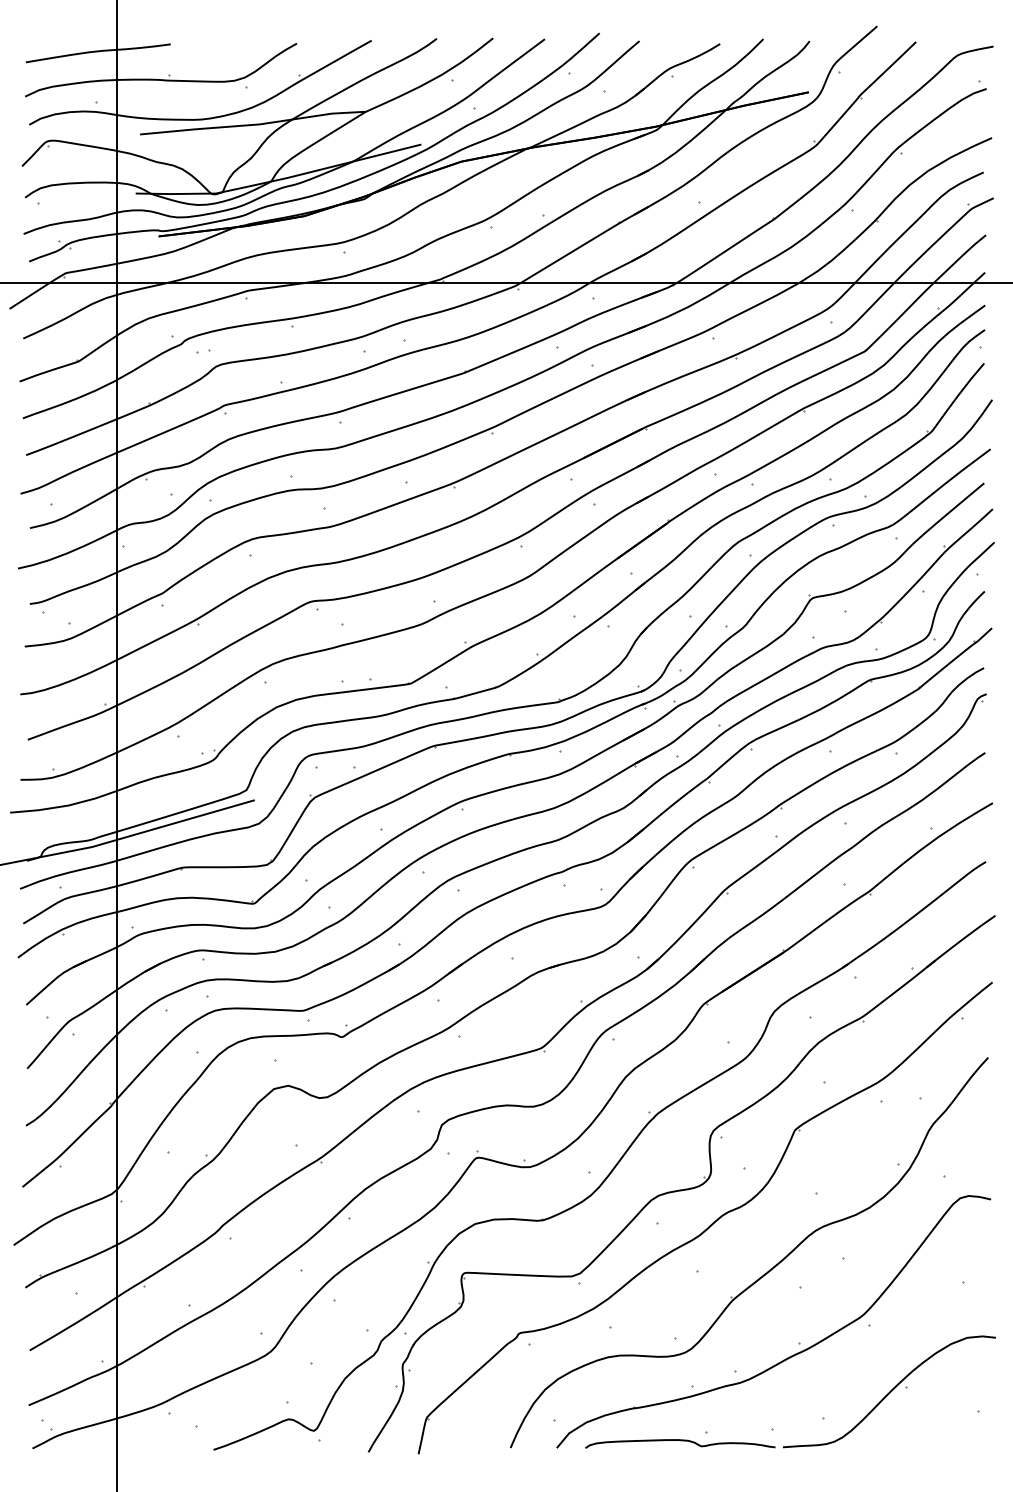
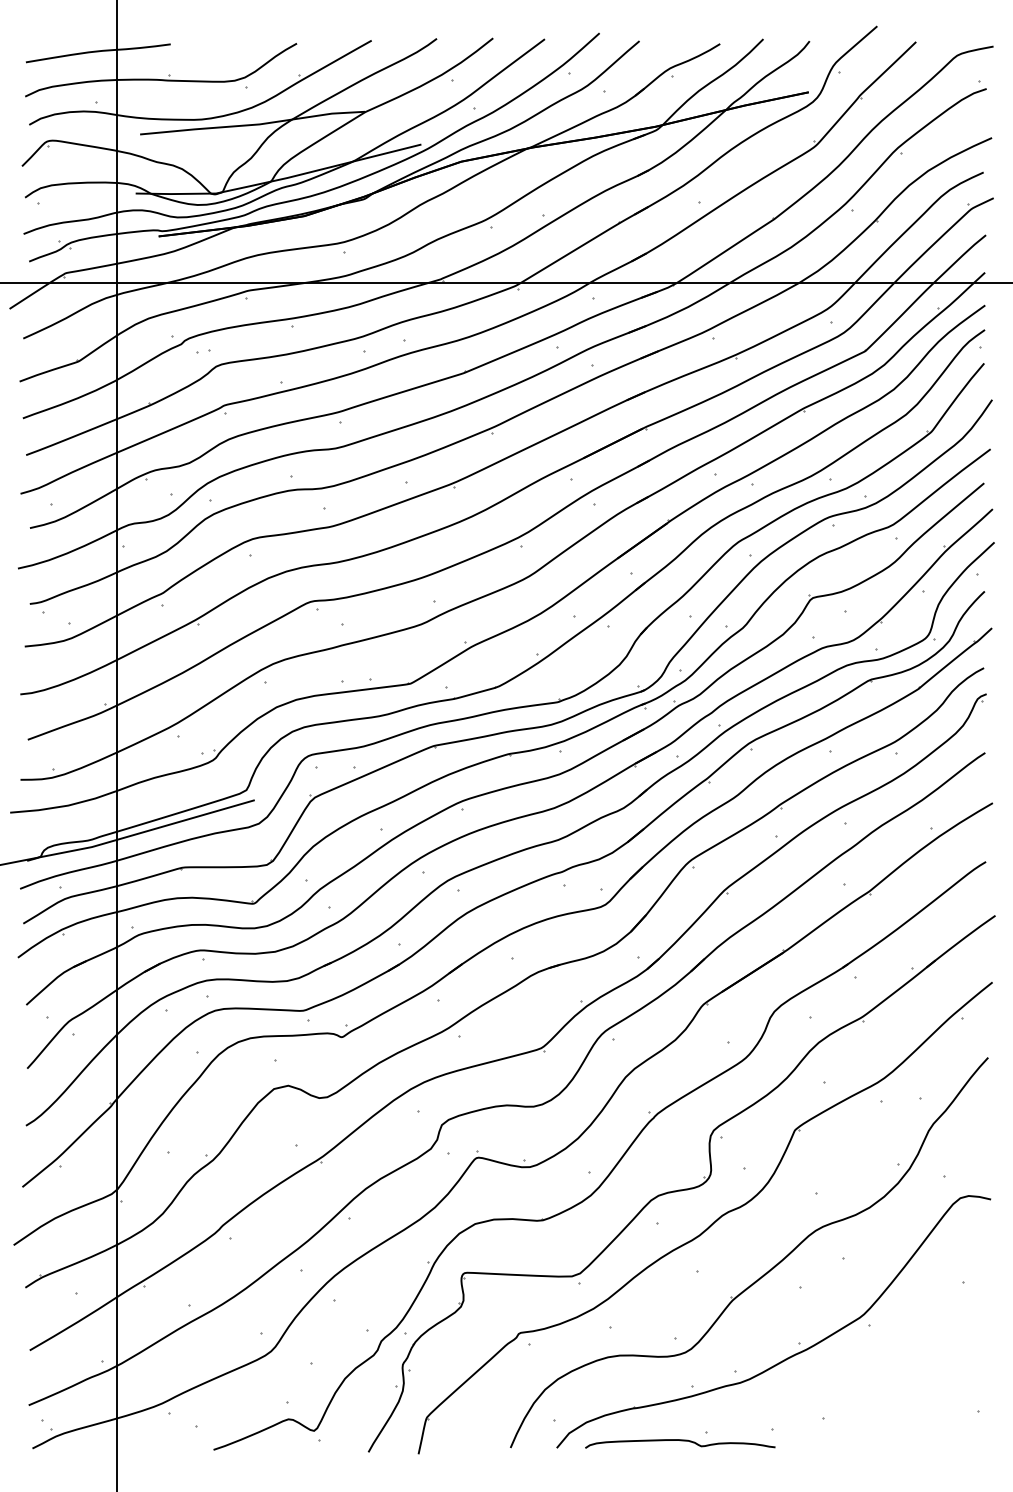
part: present -> none (889, 1391)
